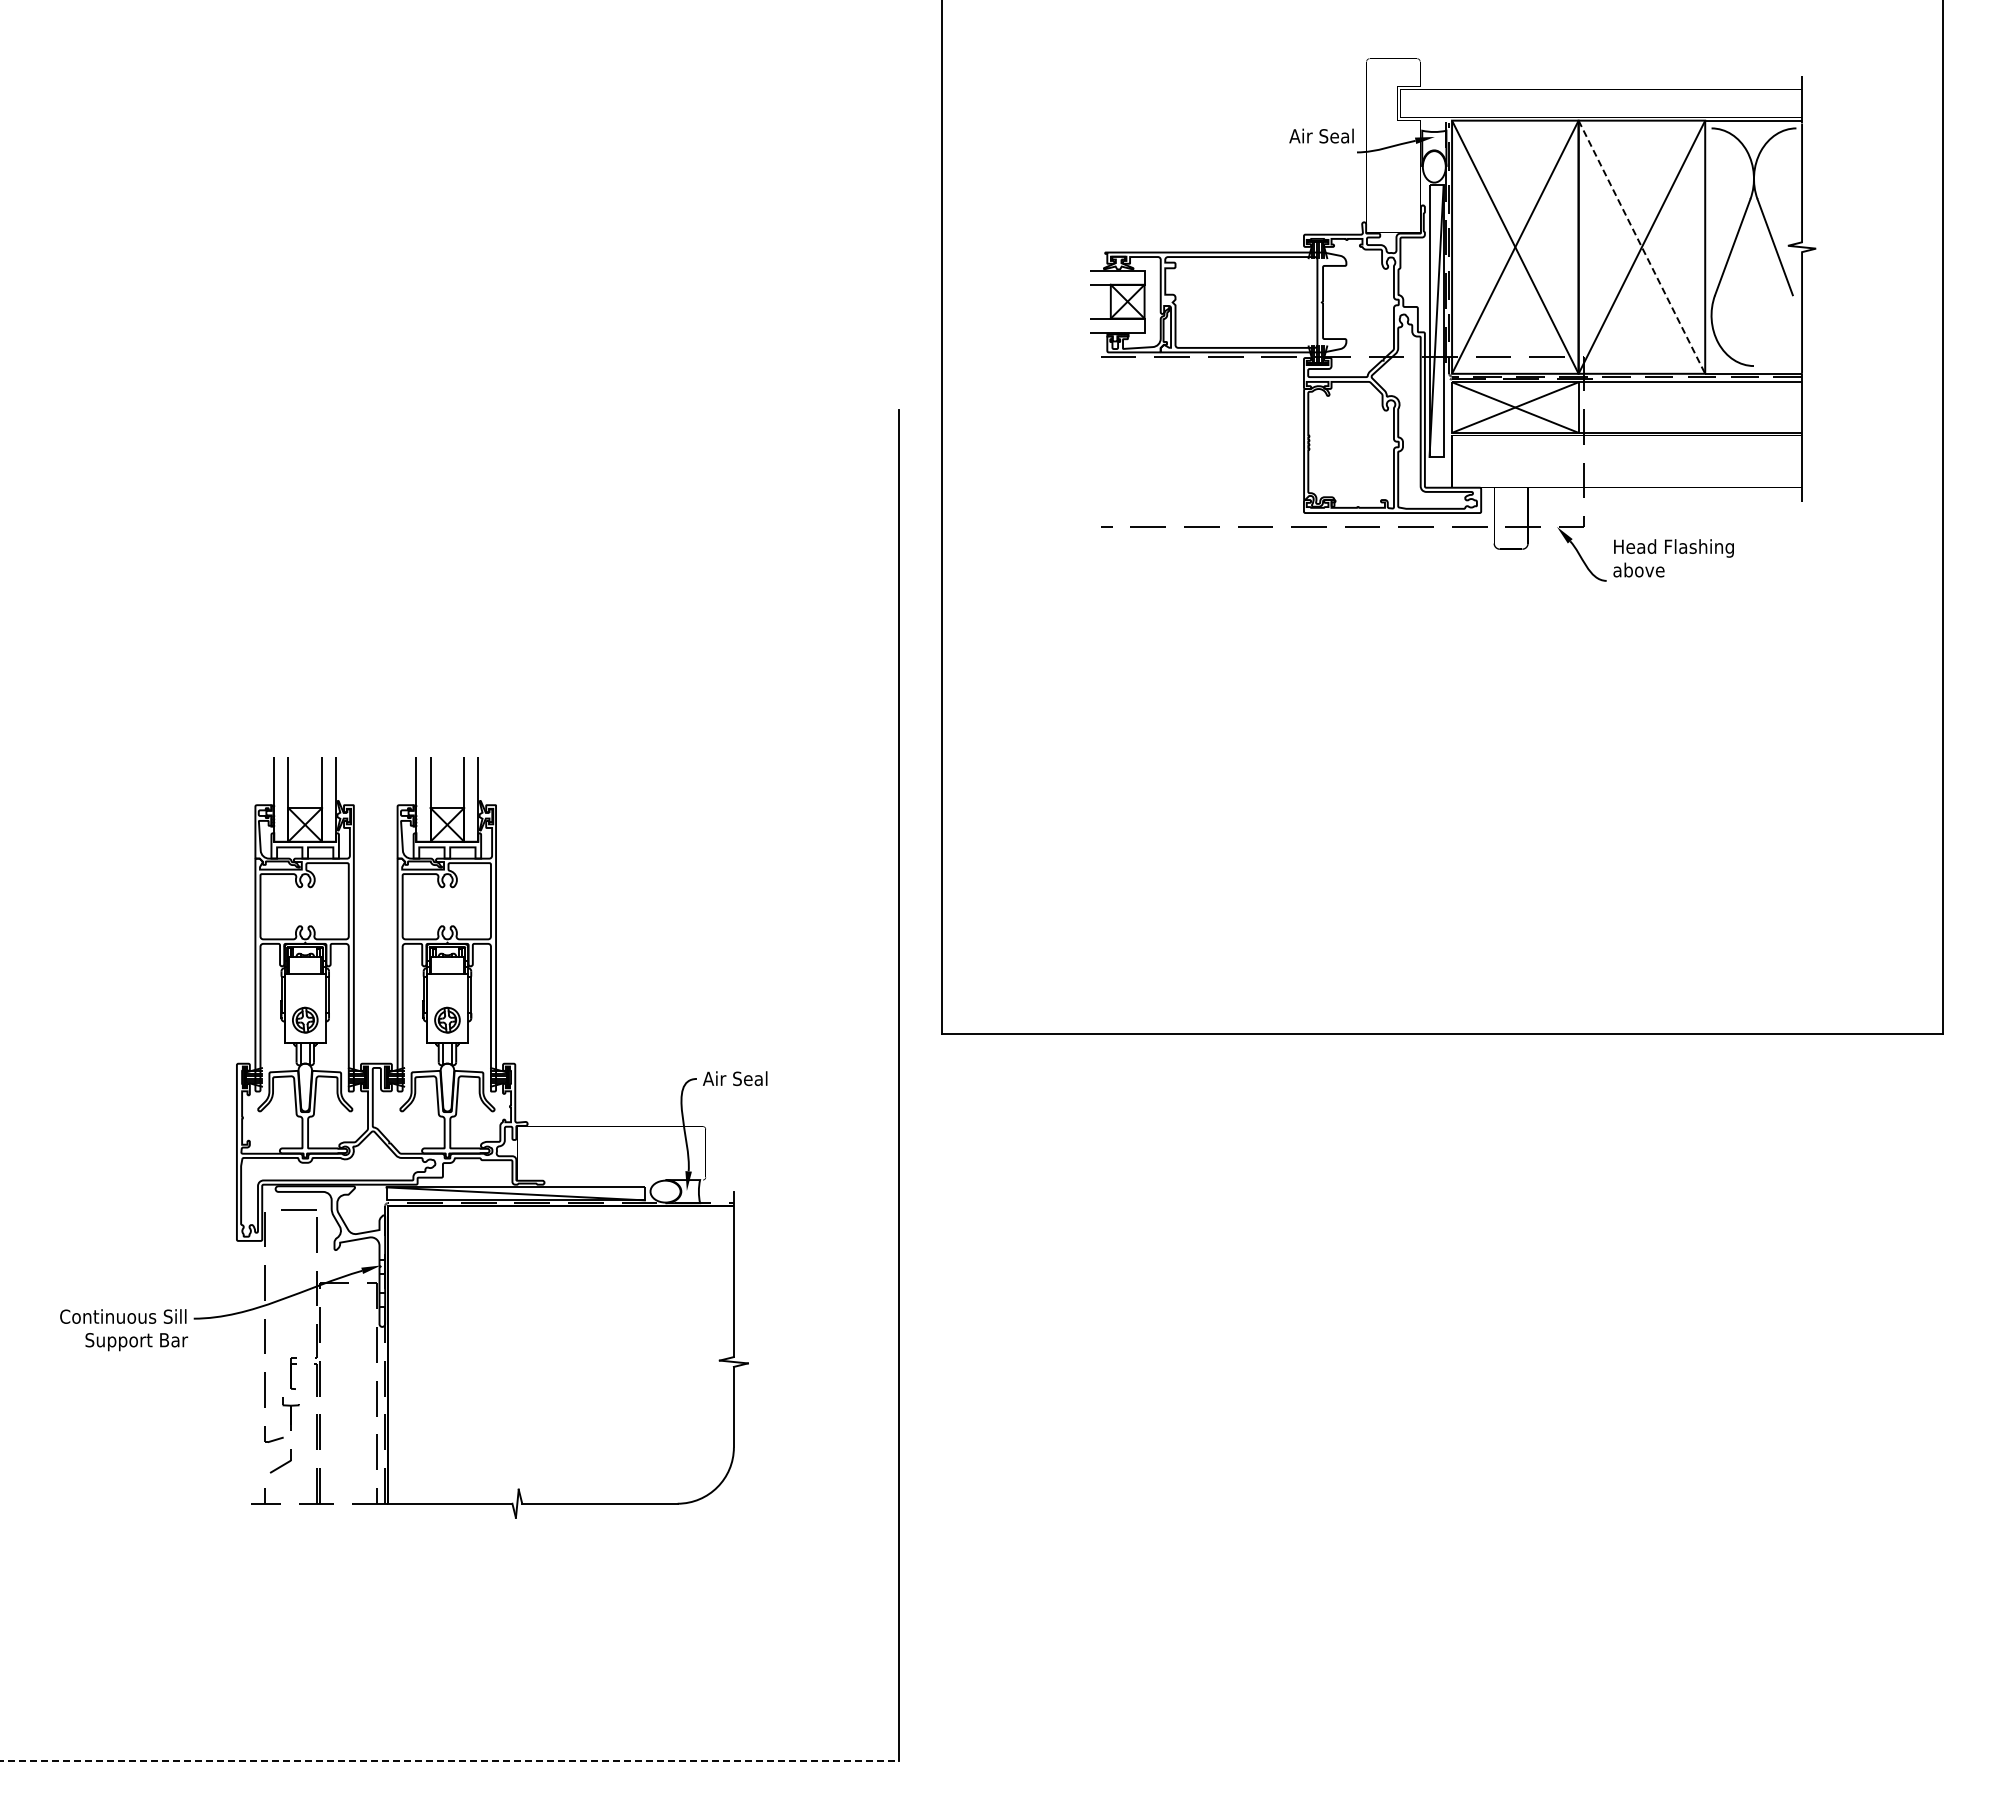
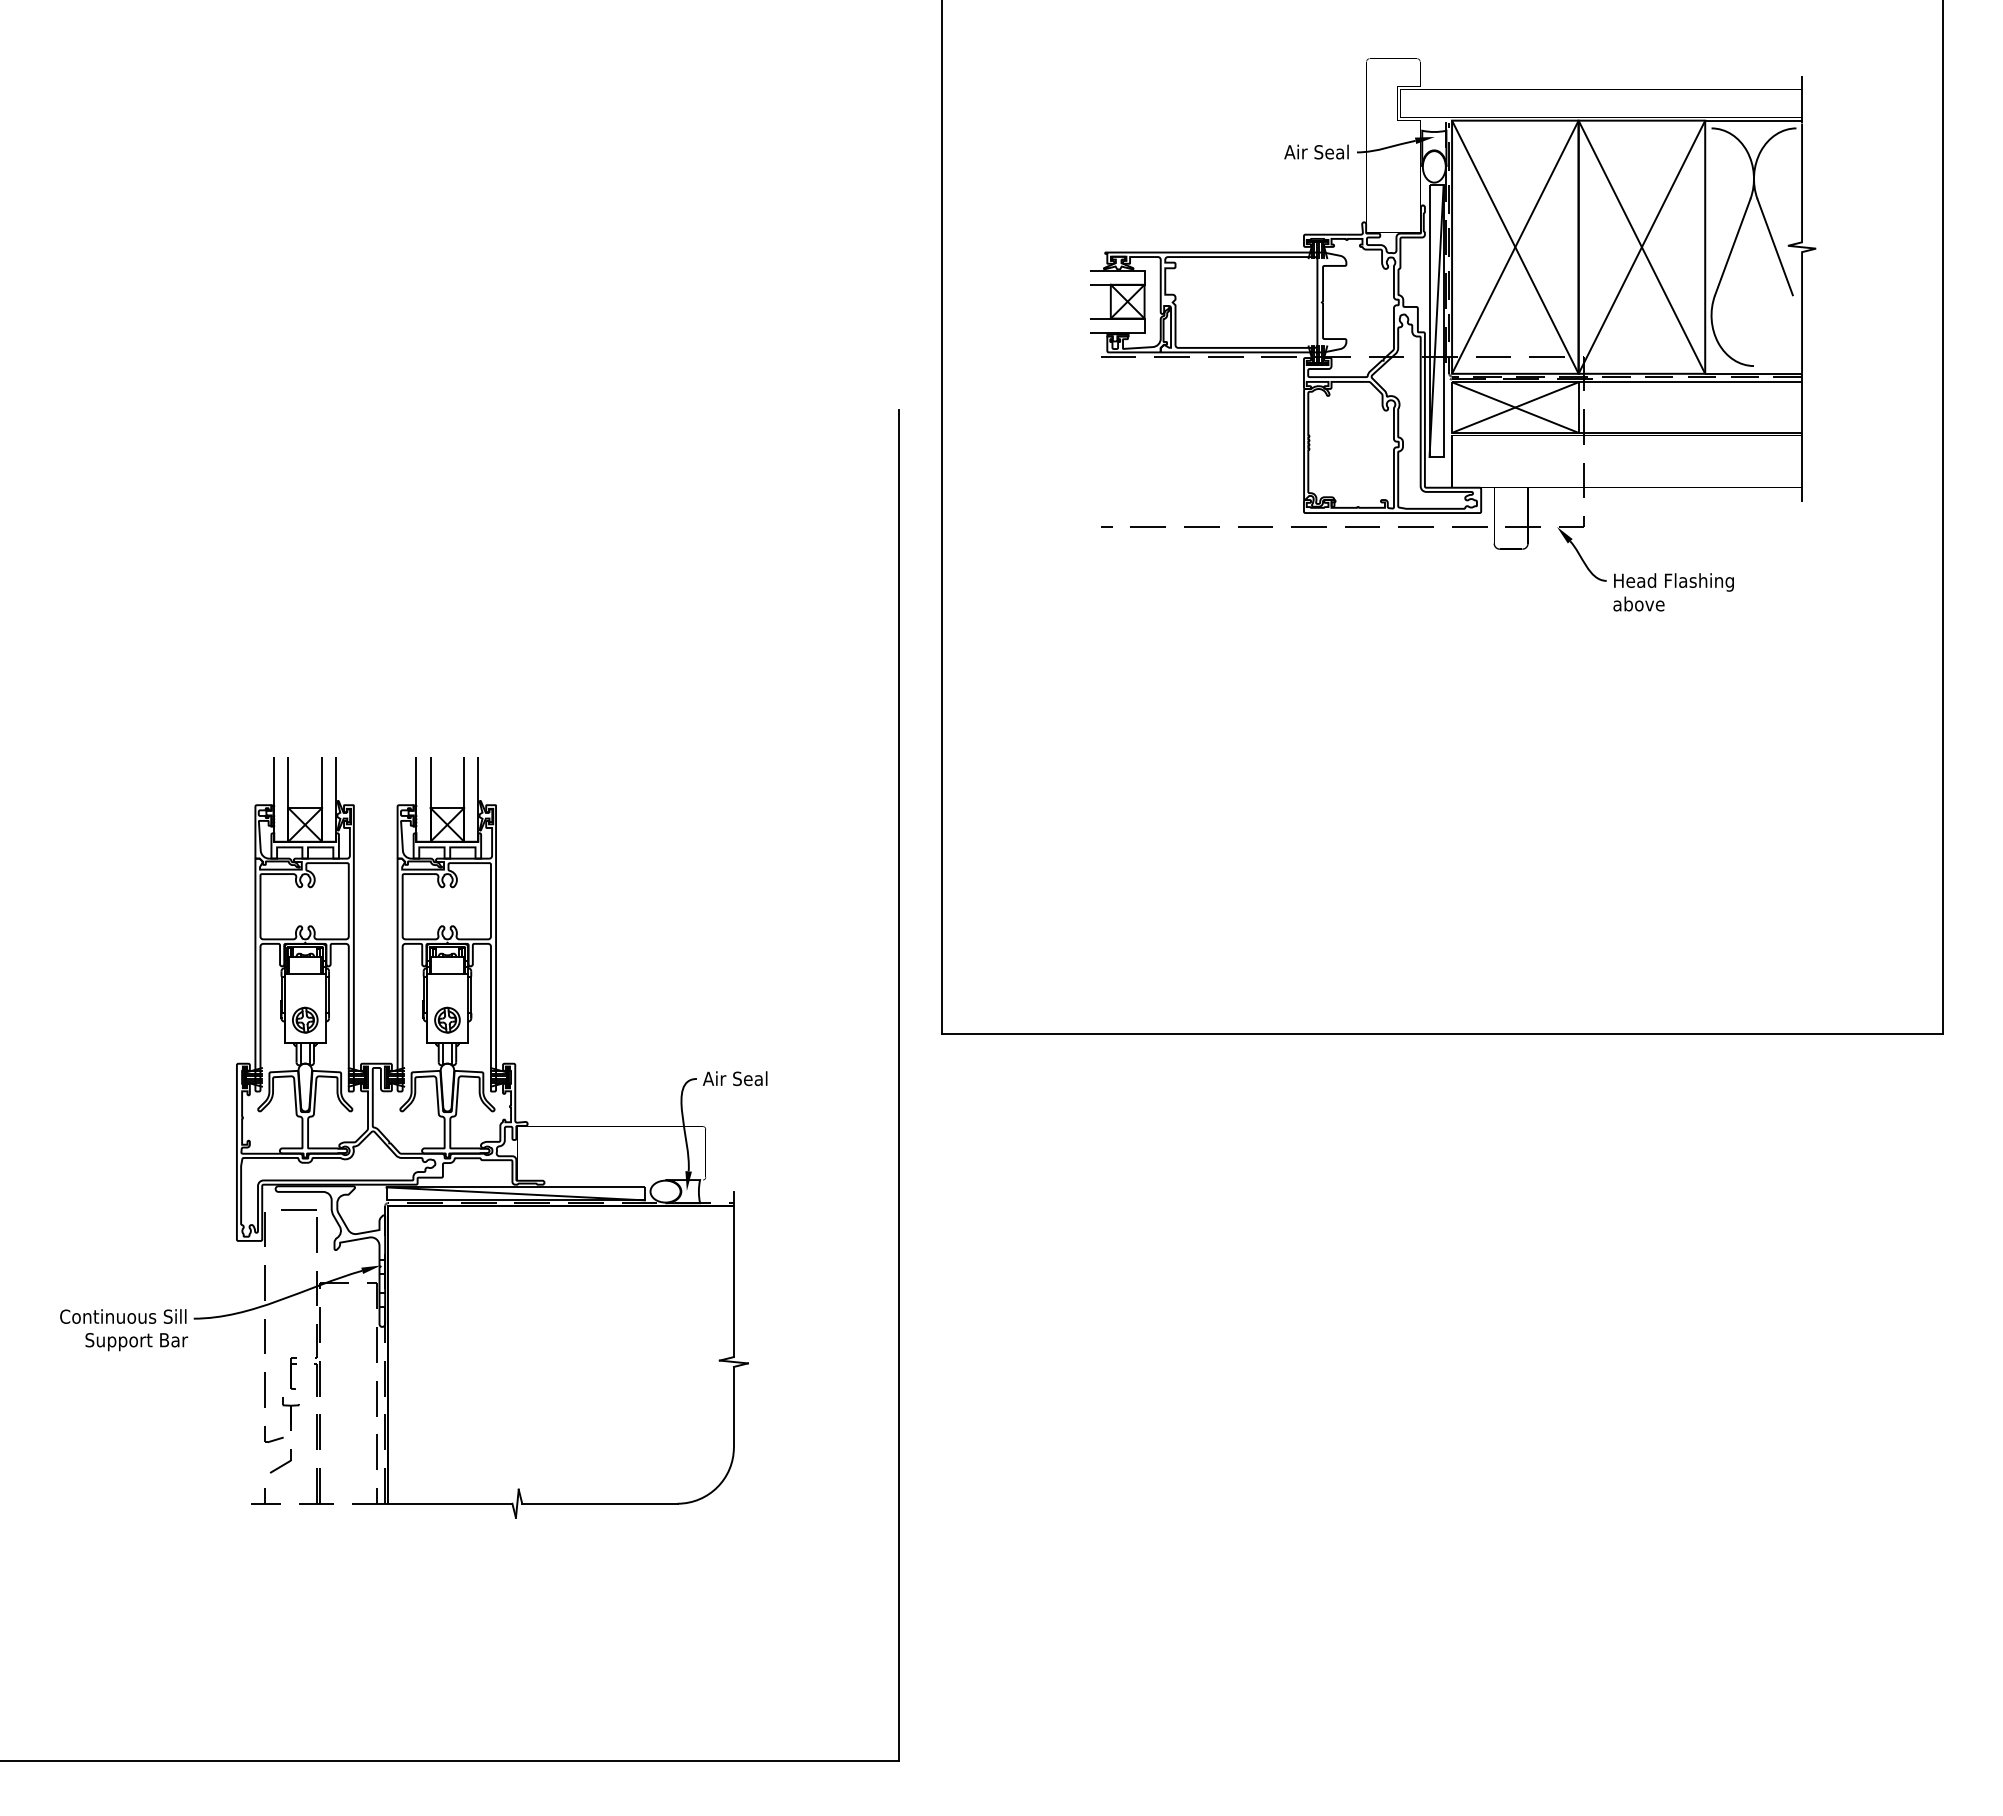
text position: (1321, 135) -> (1316, 151) (1316, 151)
line: dashed -> solid (1641, 247)
text position: (1673, 558) -> (1673, 592) (1673, 592)
line: dashed -> solid (450, 1761)
